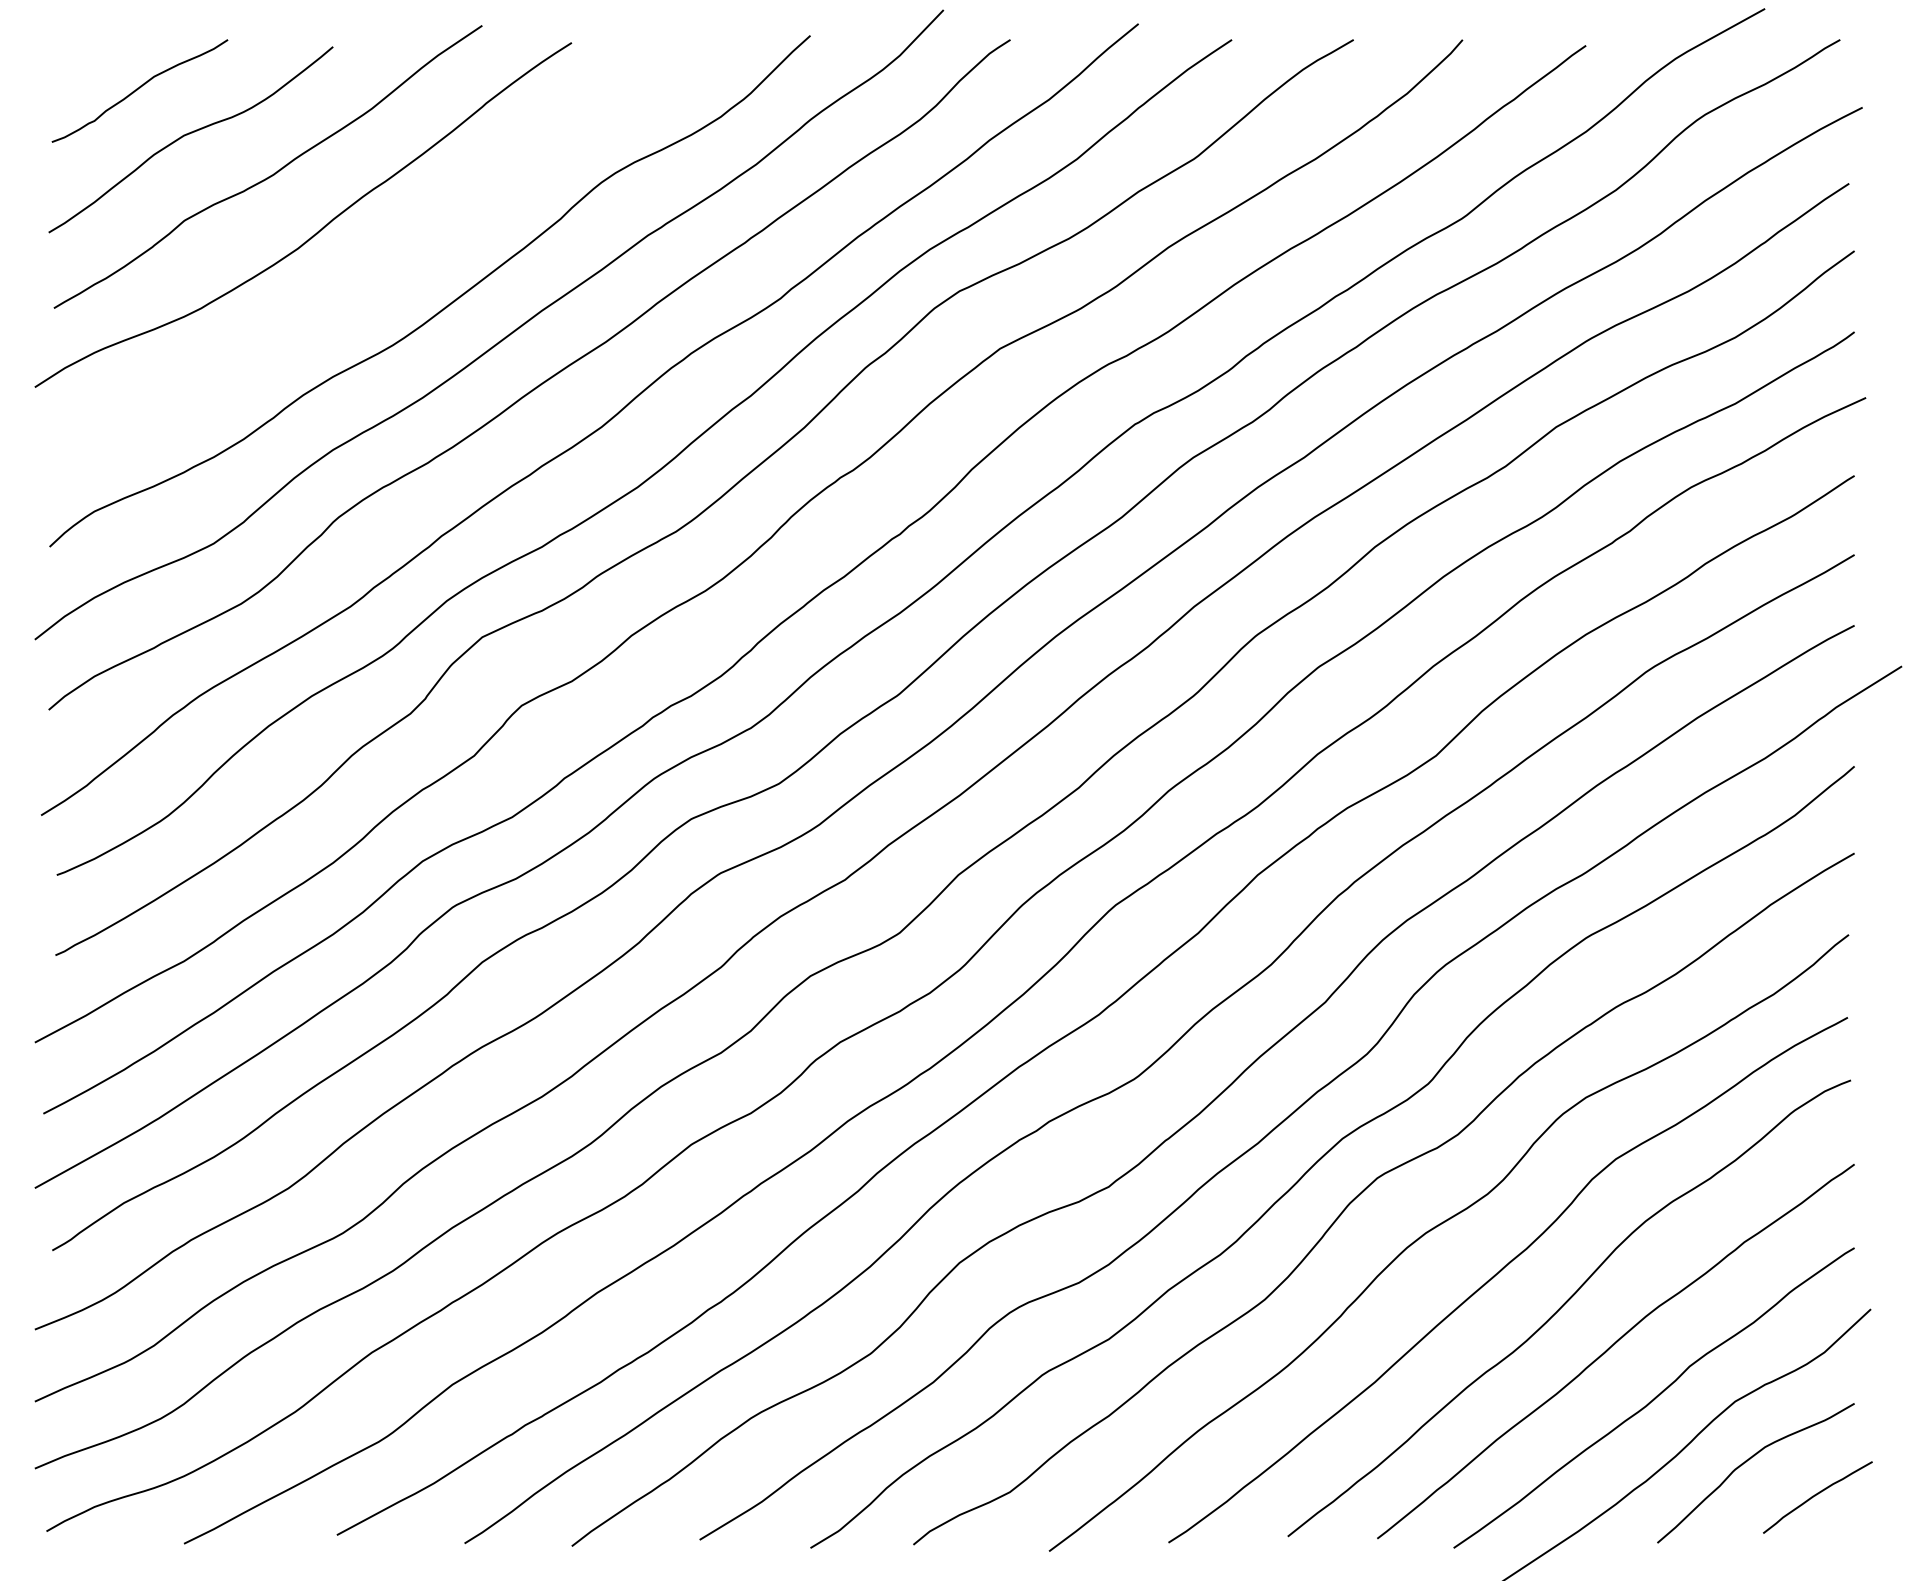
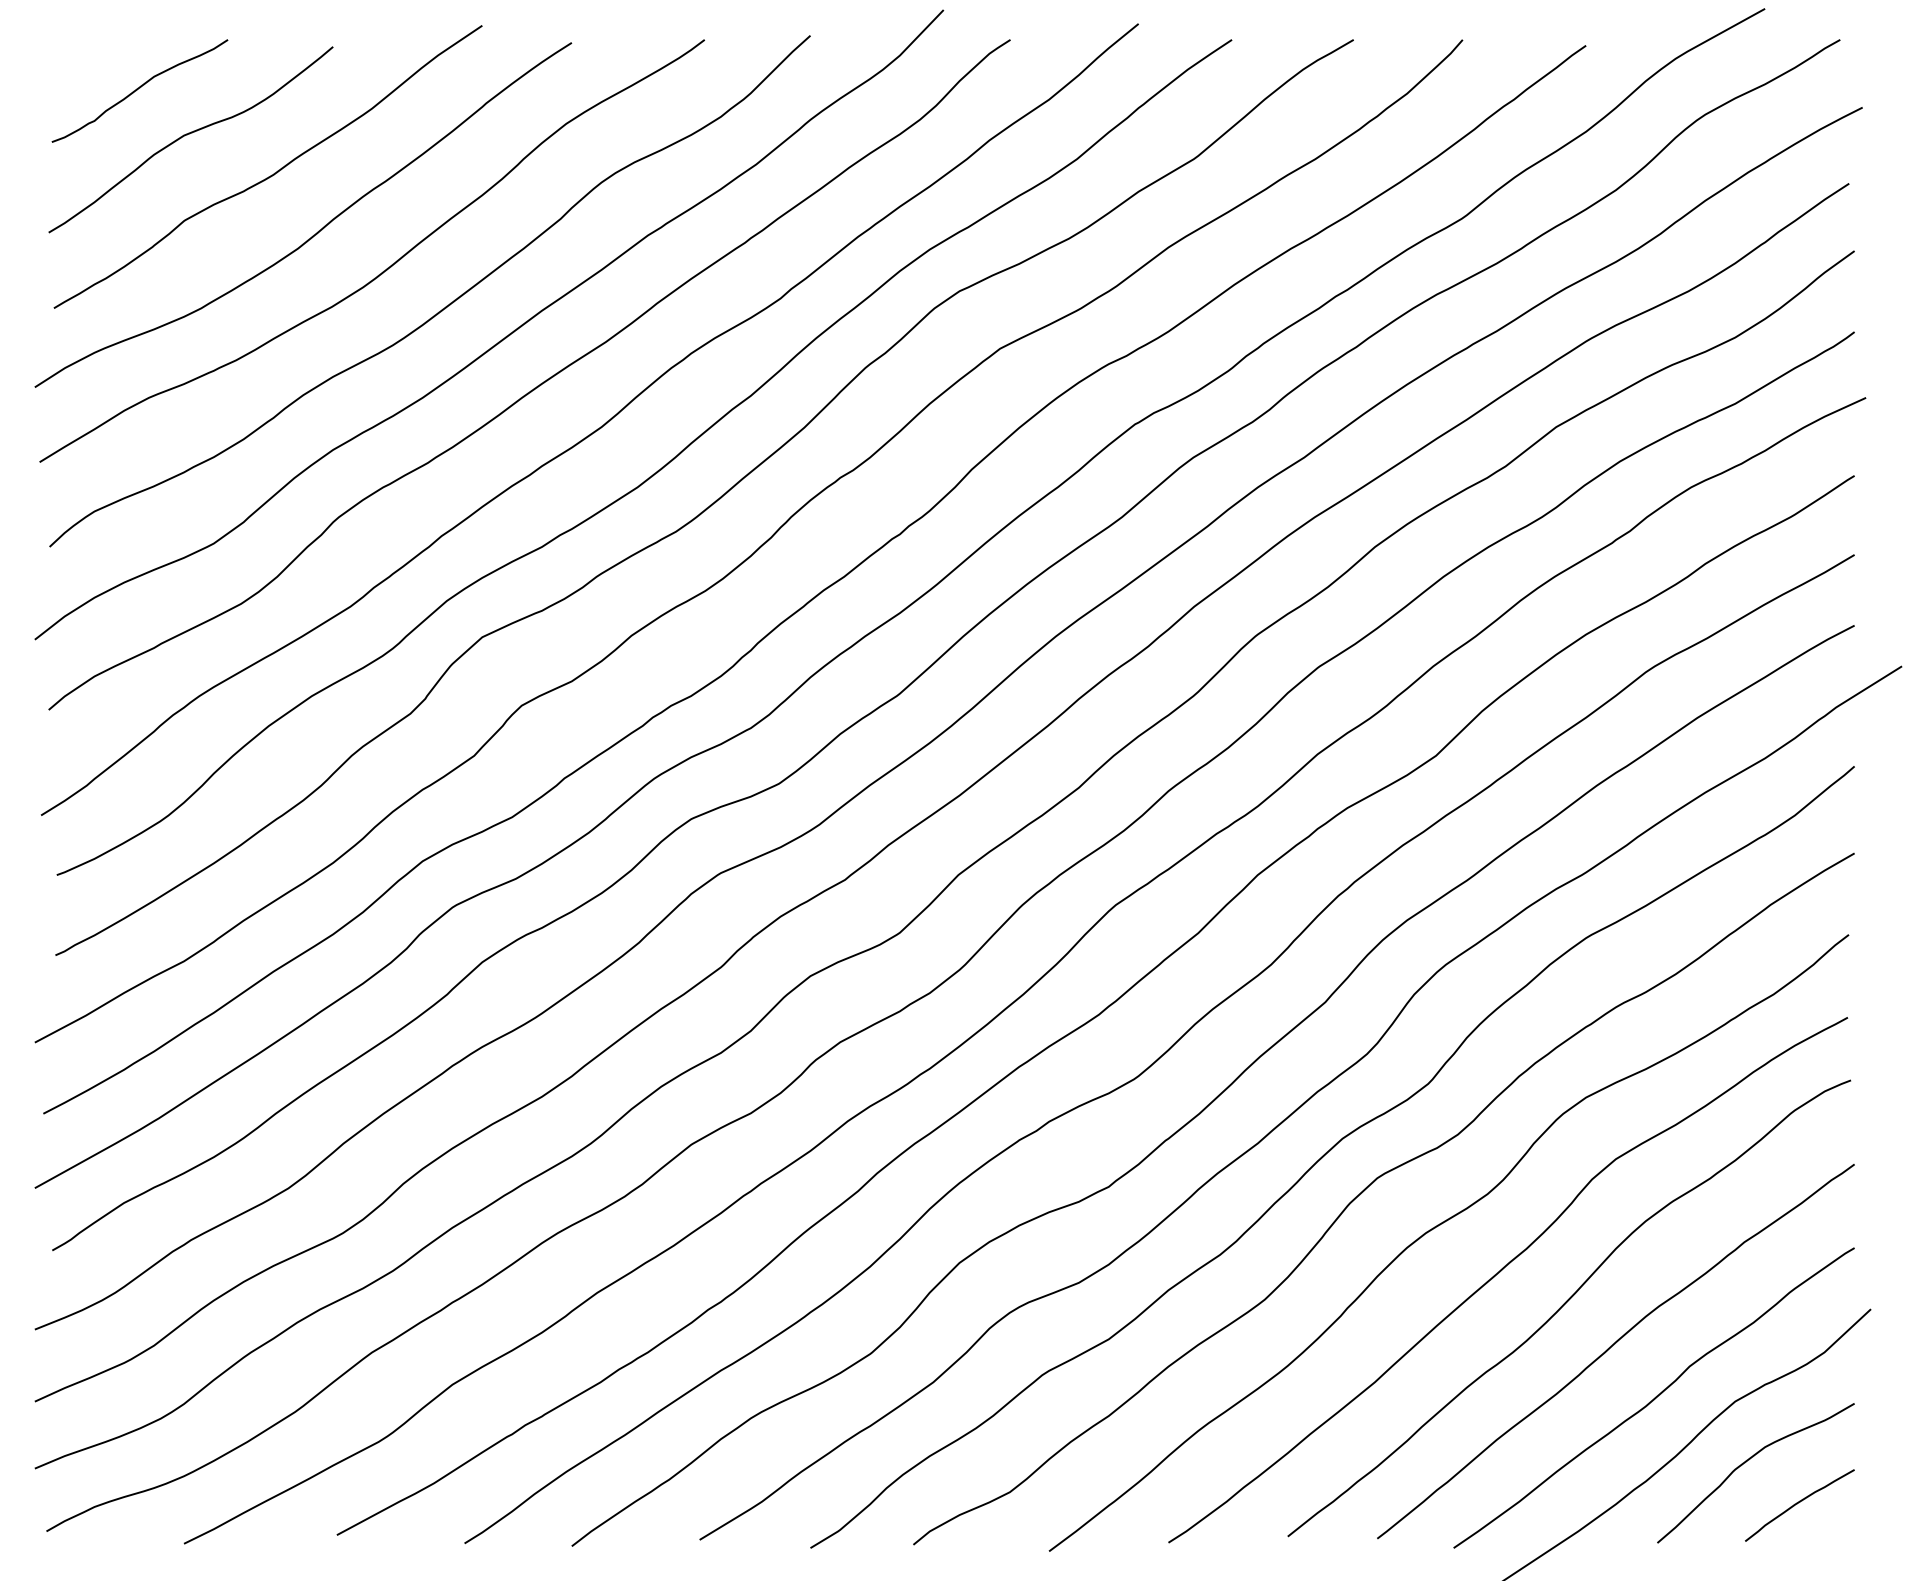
curve: none -> present (387, 267)
curve position: (1816, 1495) -> (1798, 1503) (1798, 1503)
